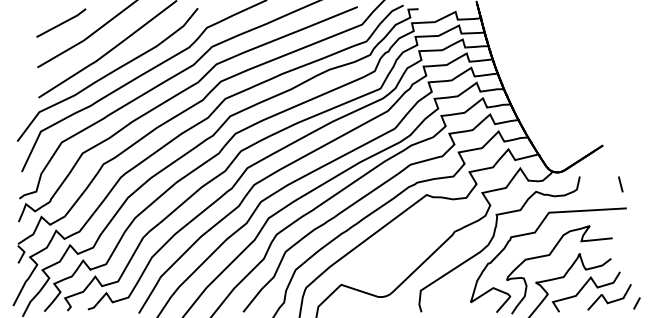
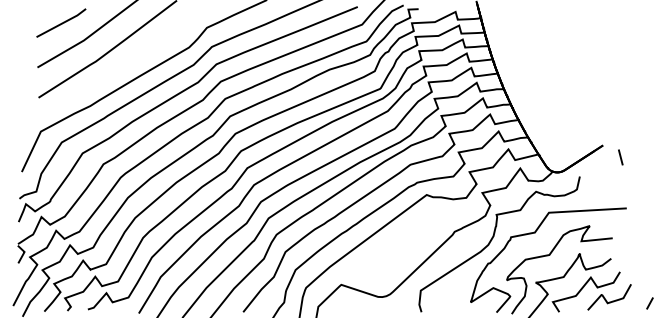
curve: present -> none (107, 74)
line position: (620, 184) -> (620, 157) (620, 157)
line position: (636, 303) -> (649, 303) (649, 303)
